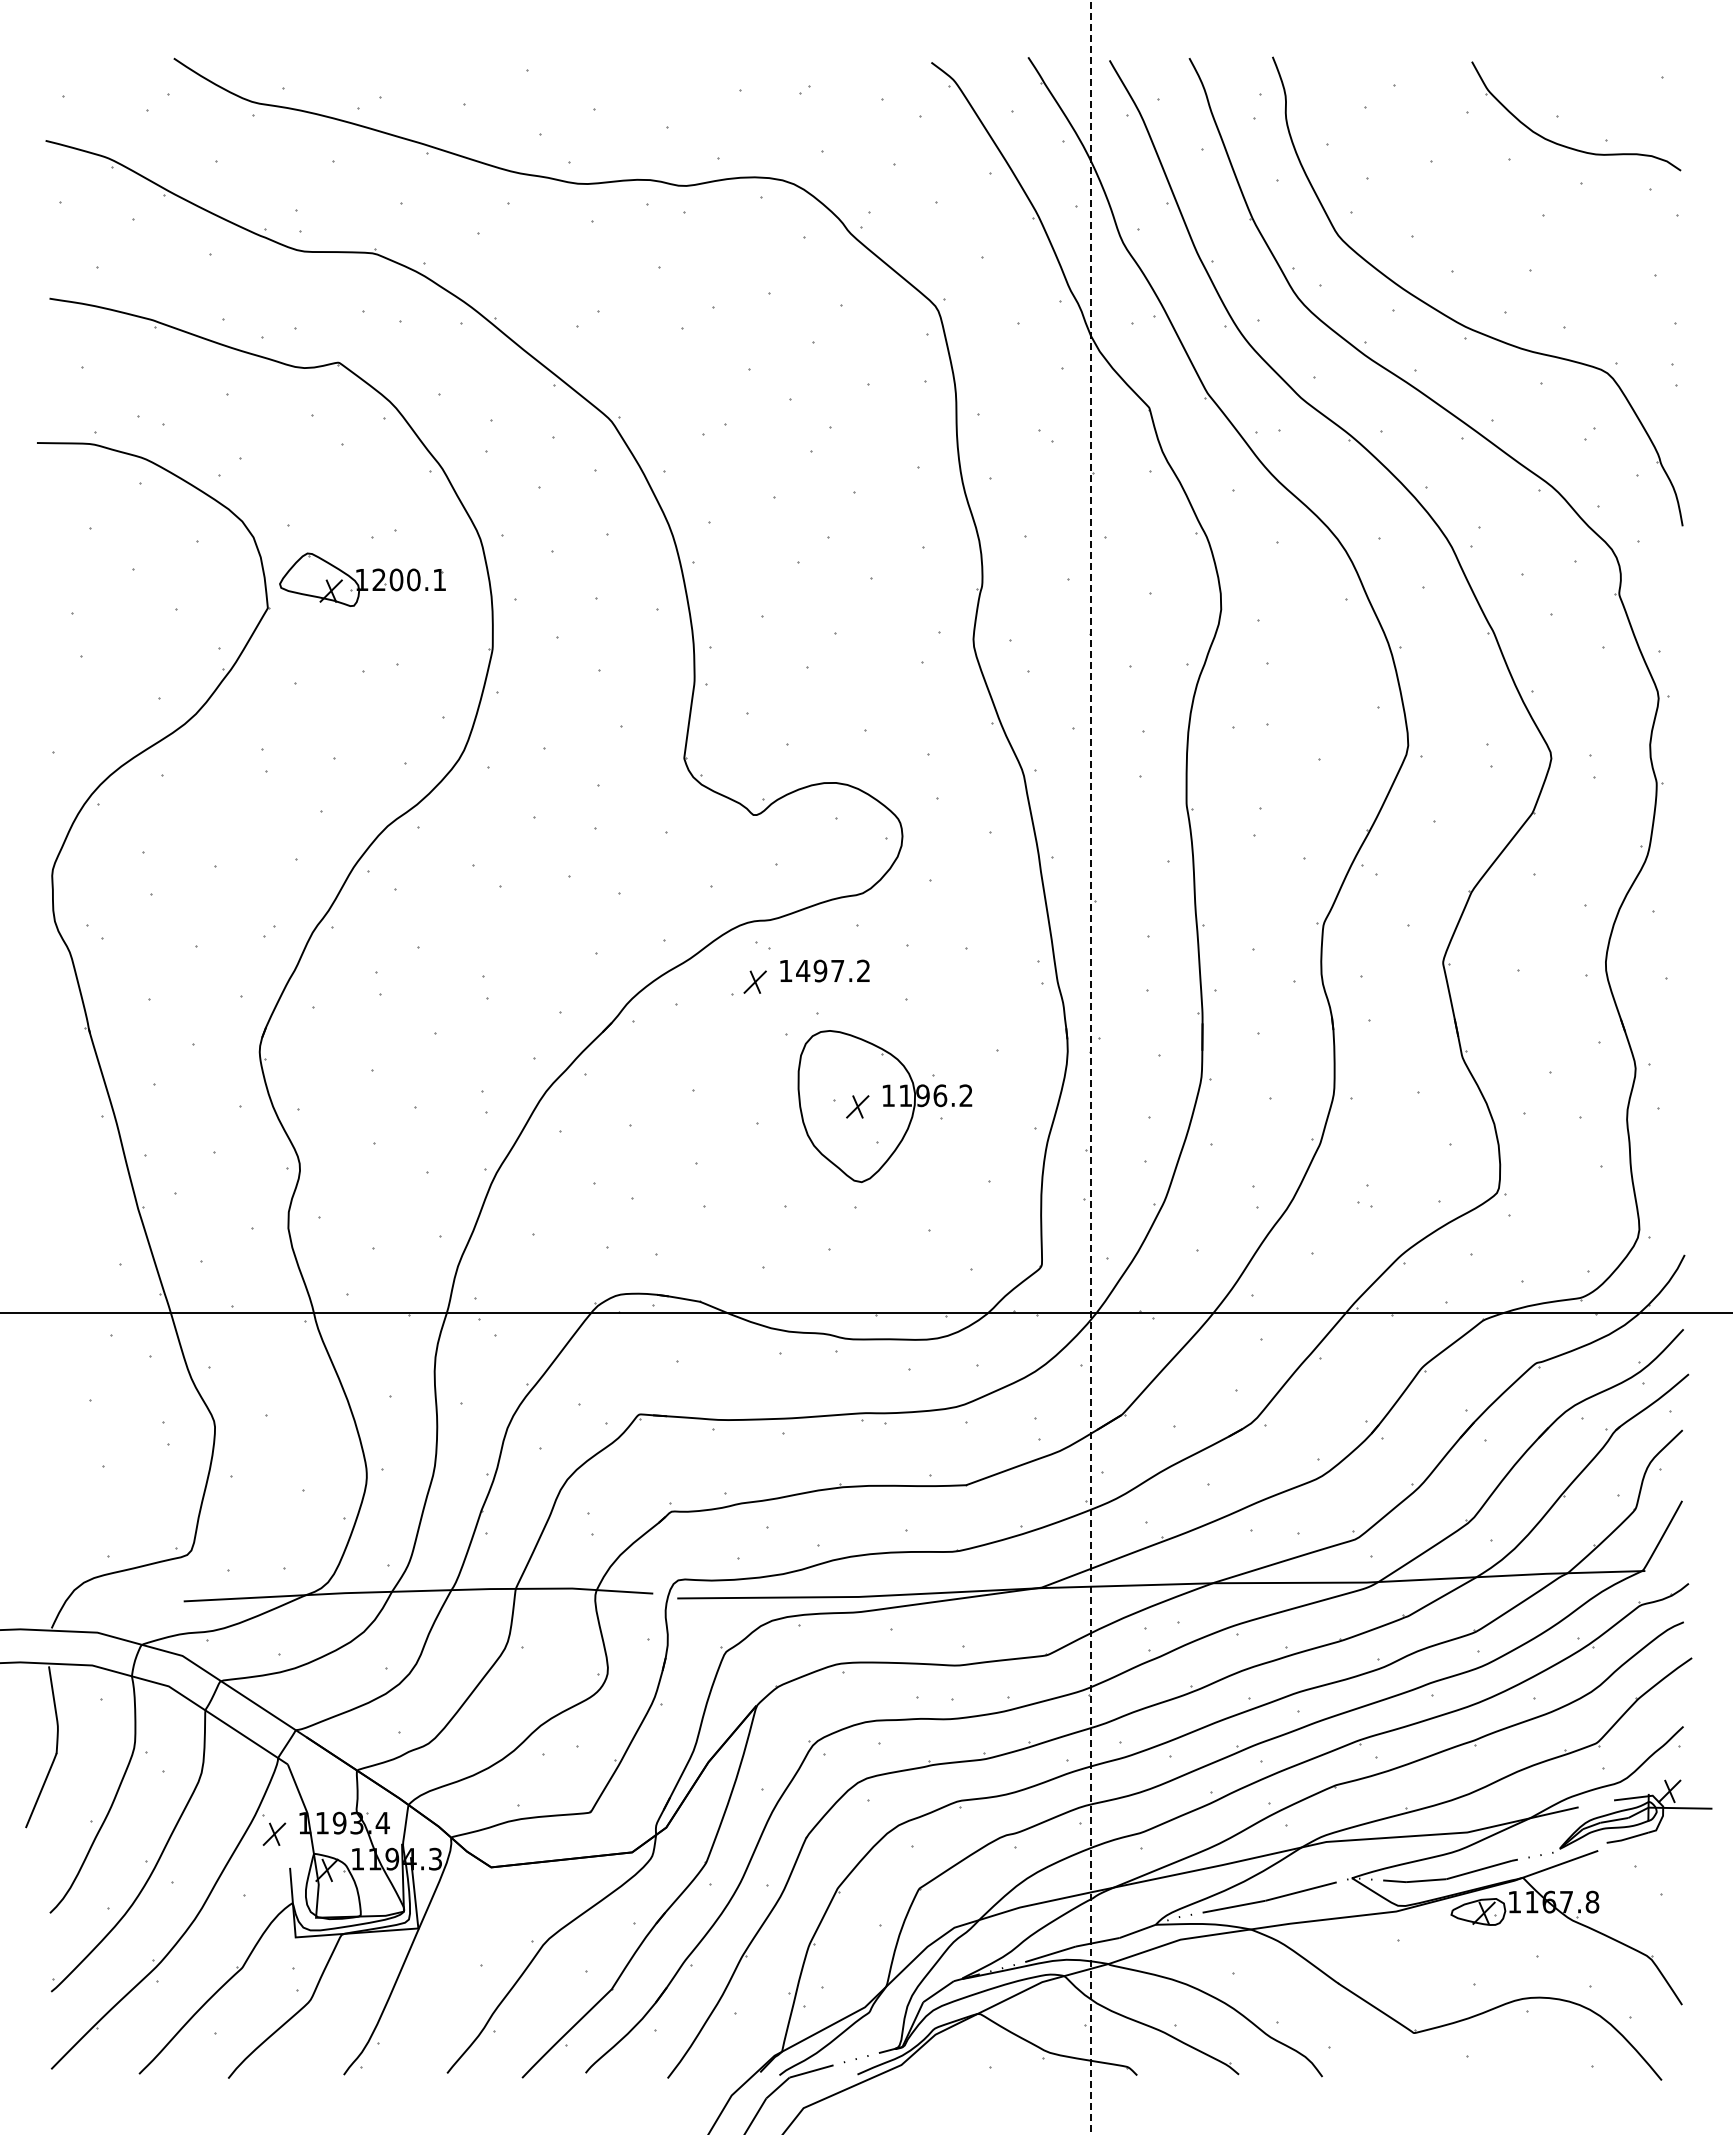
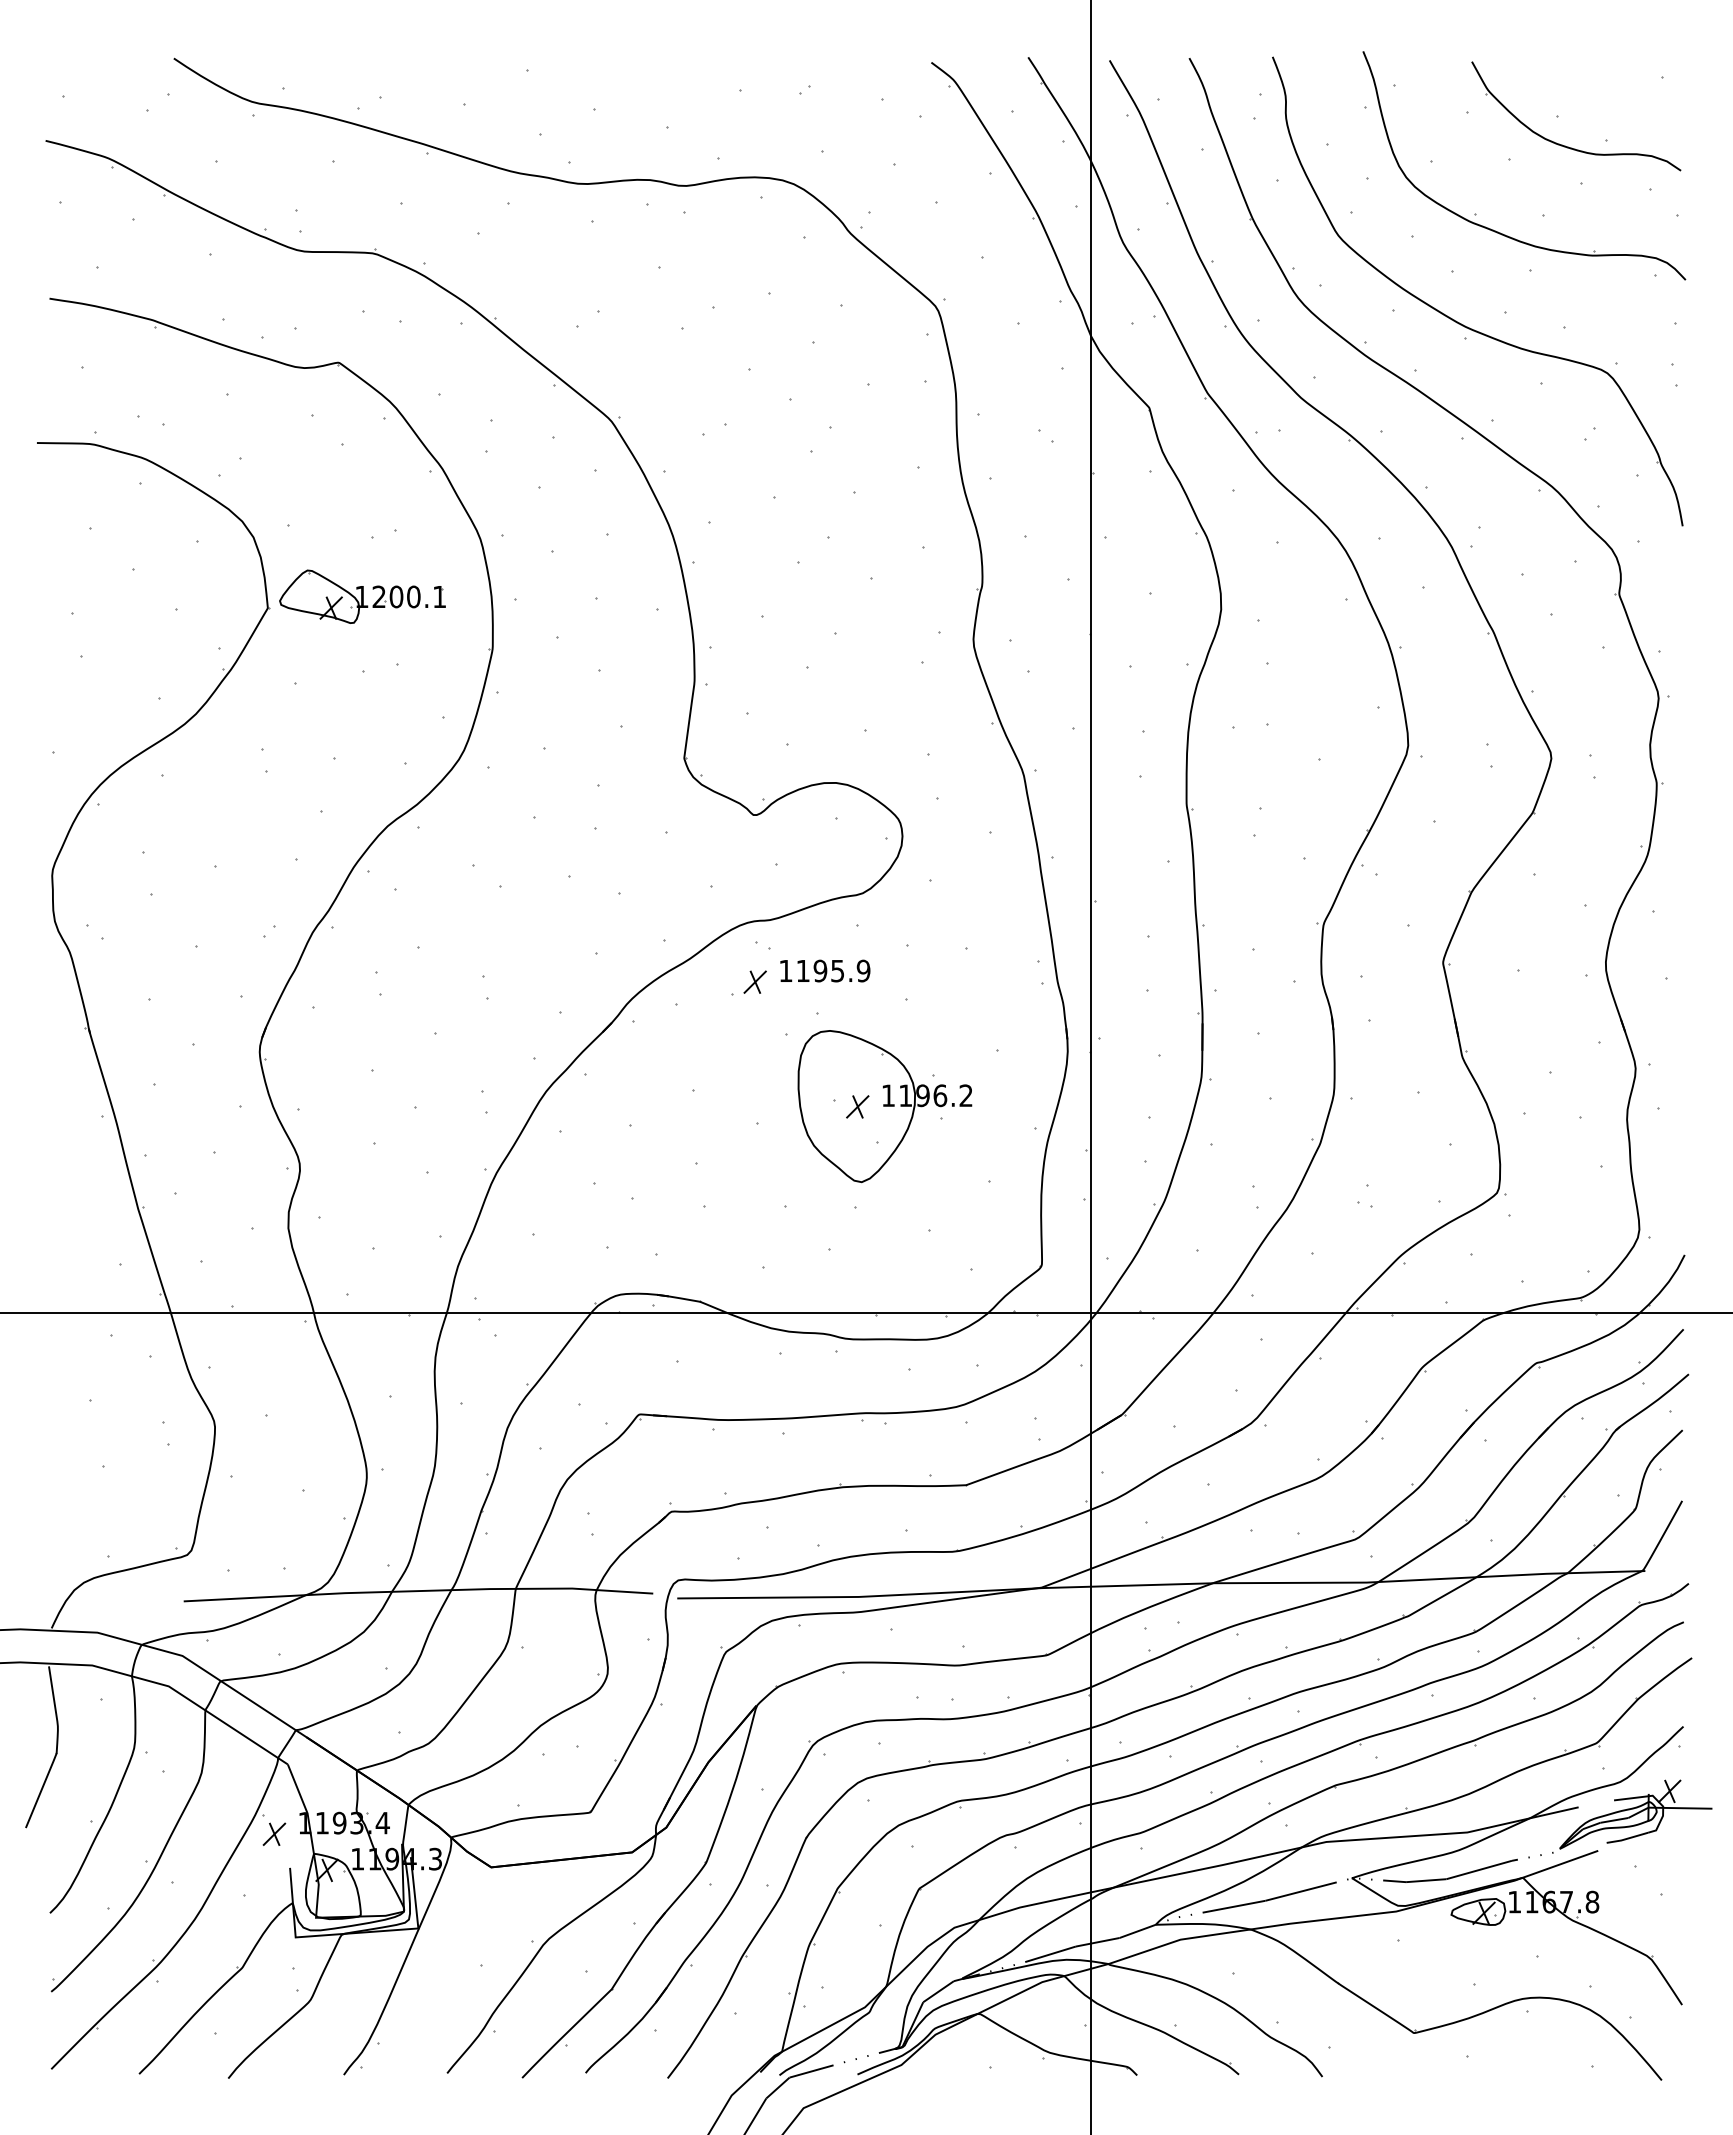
part: none -> present (1475, 213)
part position: (362, 579) -> (362, 596) (362, 596)
text: 1497.2 -> 1195.9 (833, 970)
line: dashed -> solid (1090, 1067)
